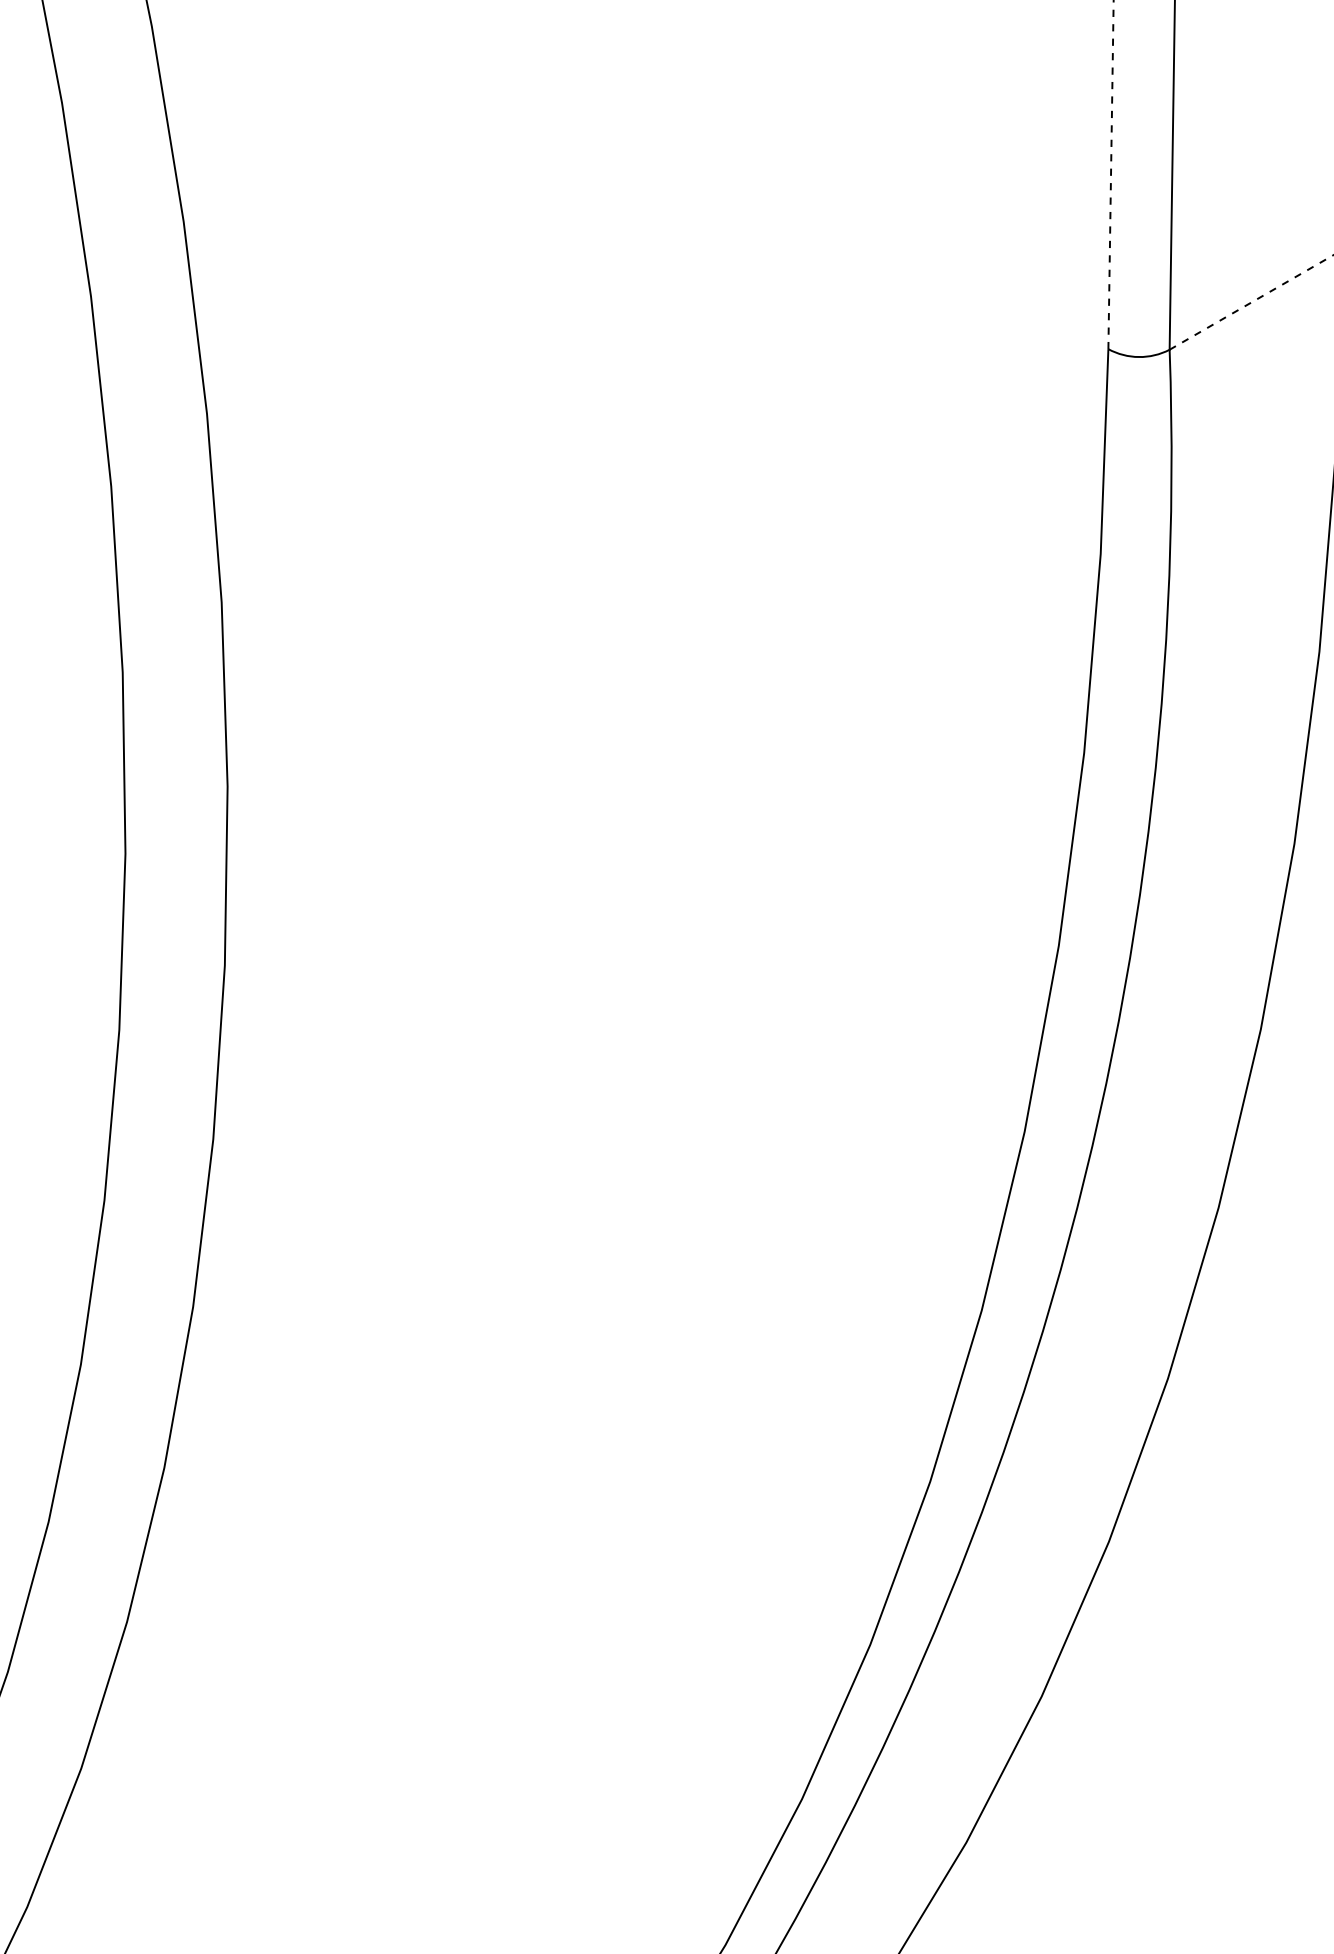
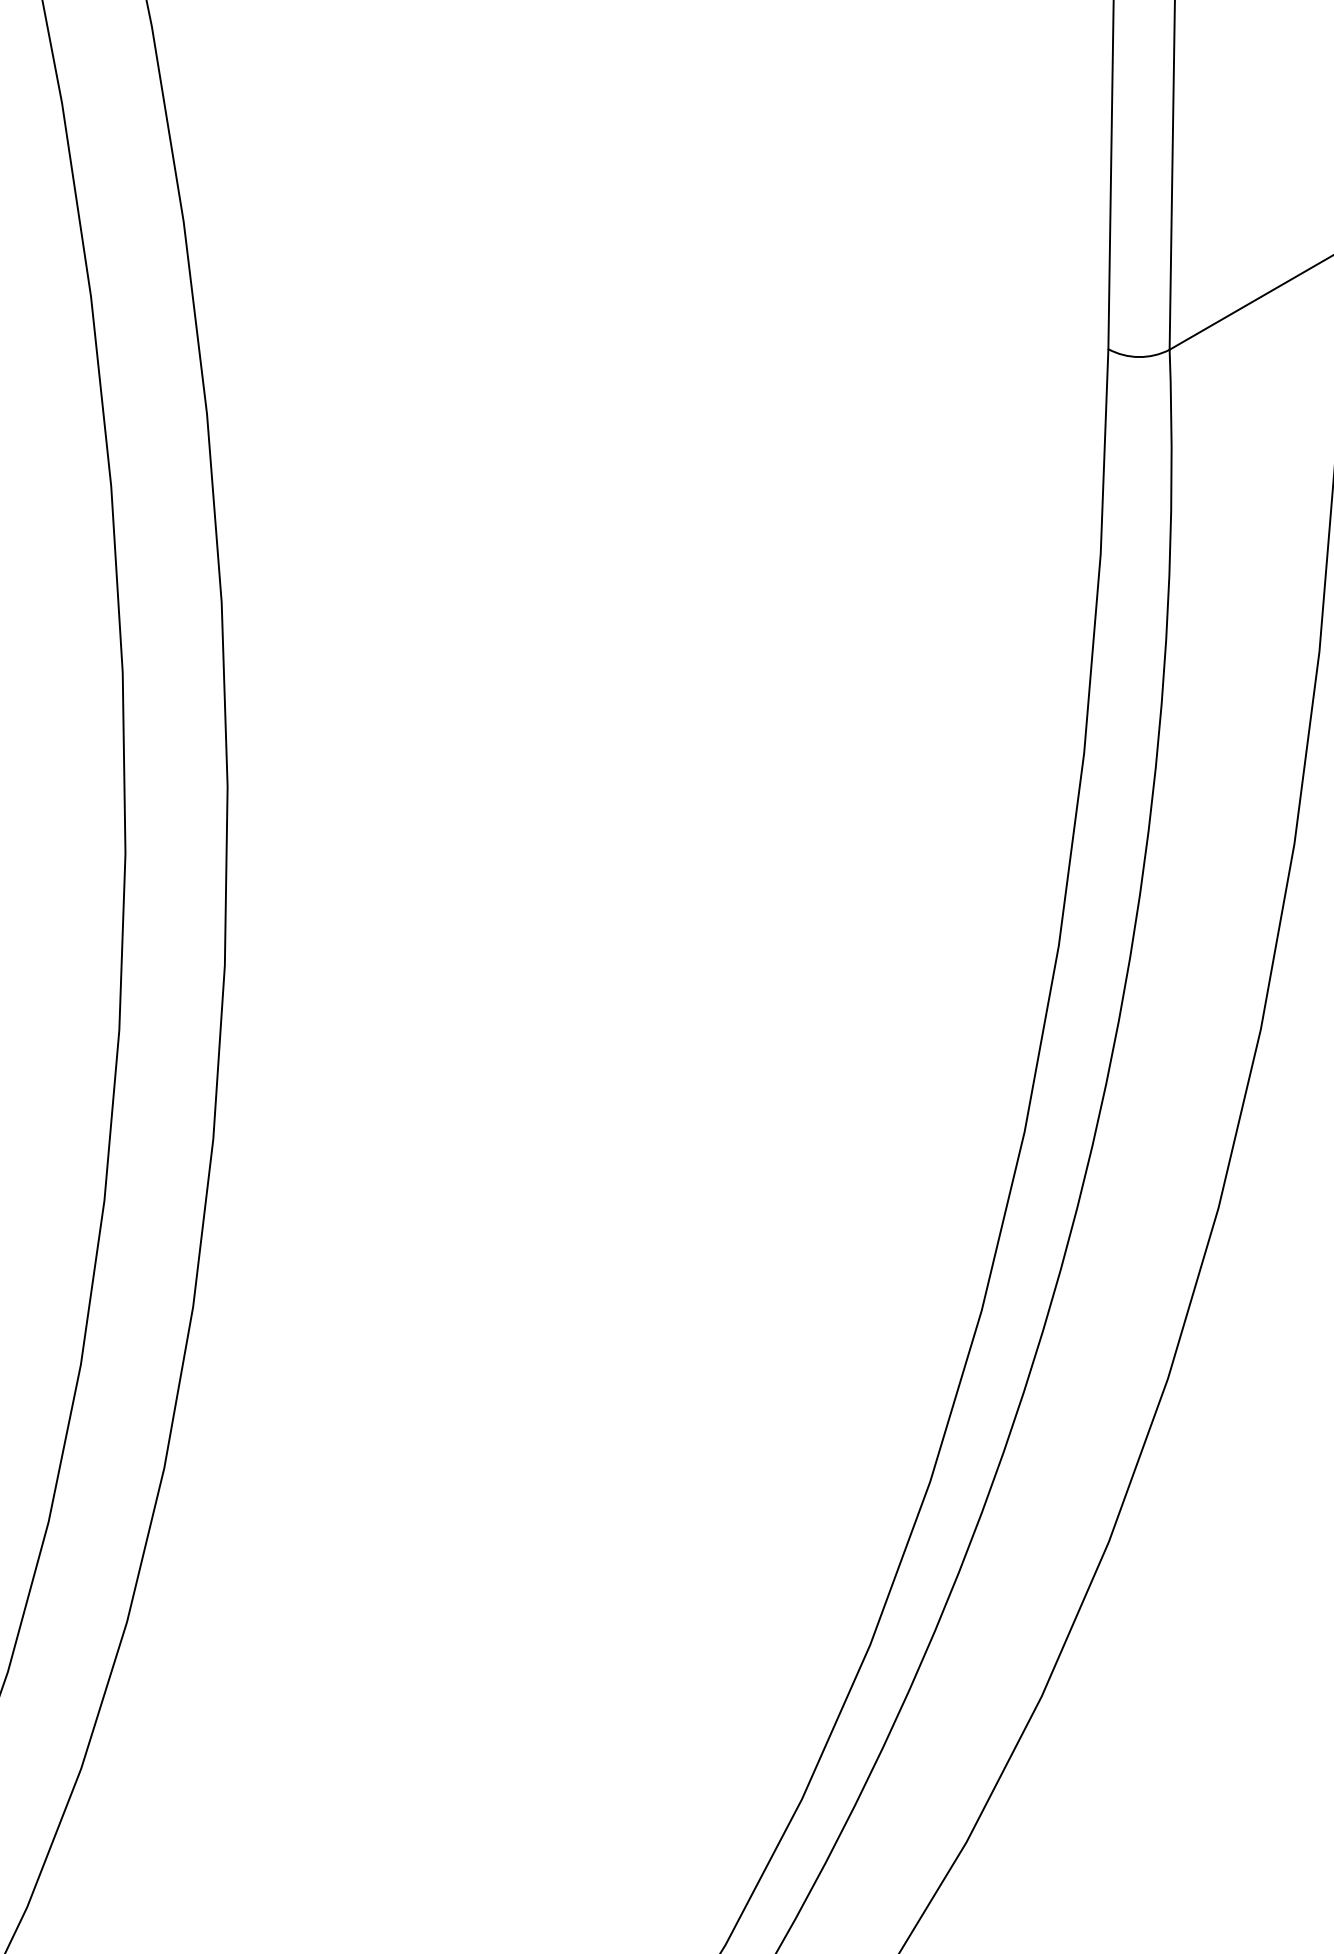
line: dashed -> solid (1111, 174)
line: dashed -> solid (1251, 302)
